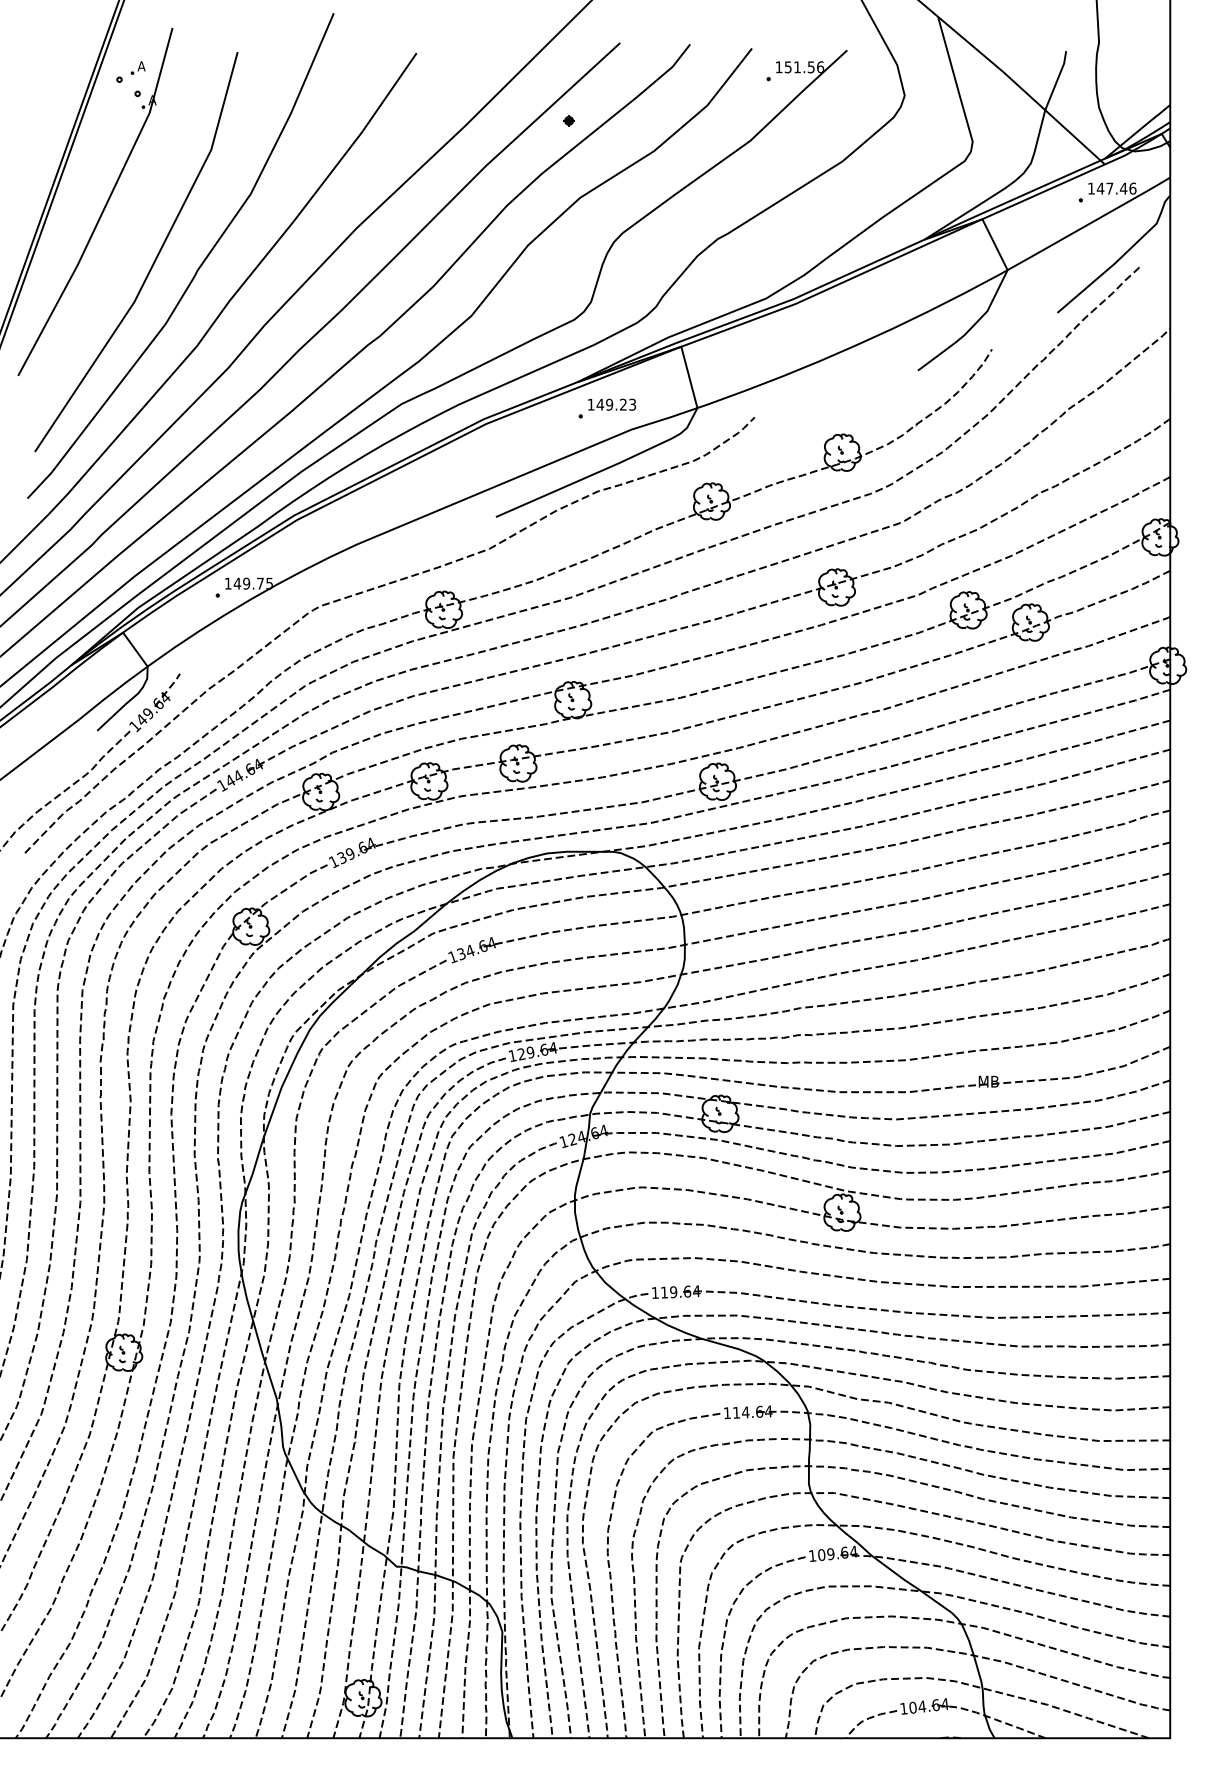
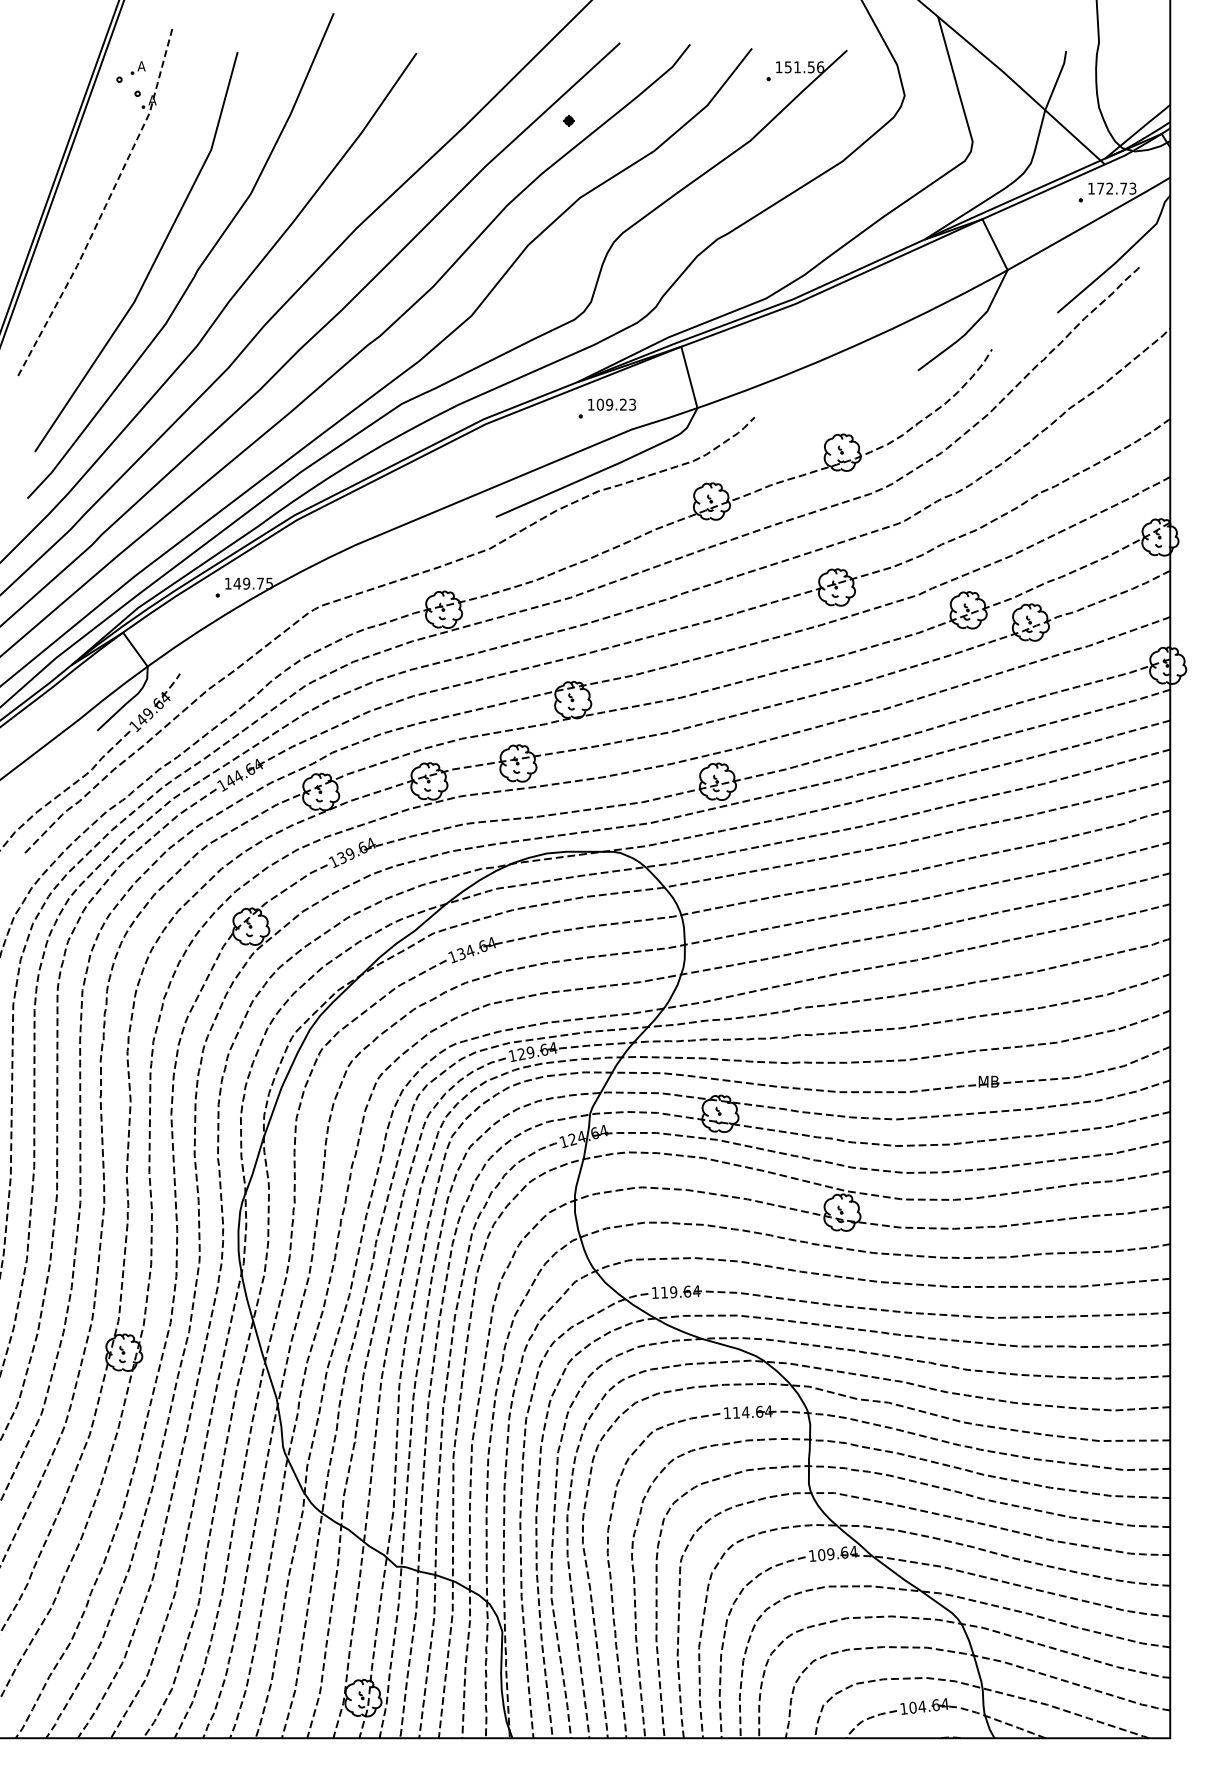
text: 147.46 -> 172.73 (1116, 188)
line: solid -> dashed (105, 205)
text: 149.23 -> 109.23 (600, 404)
